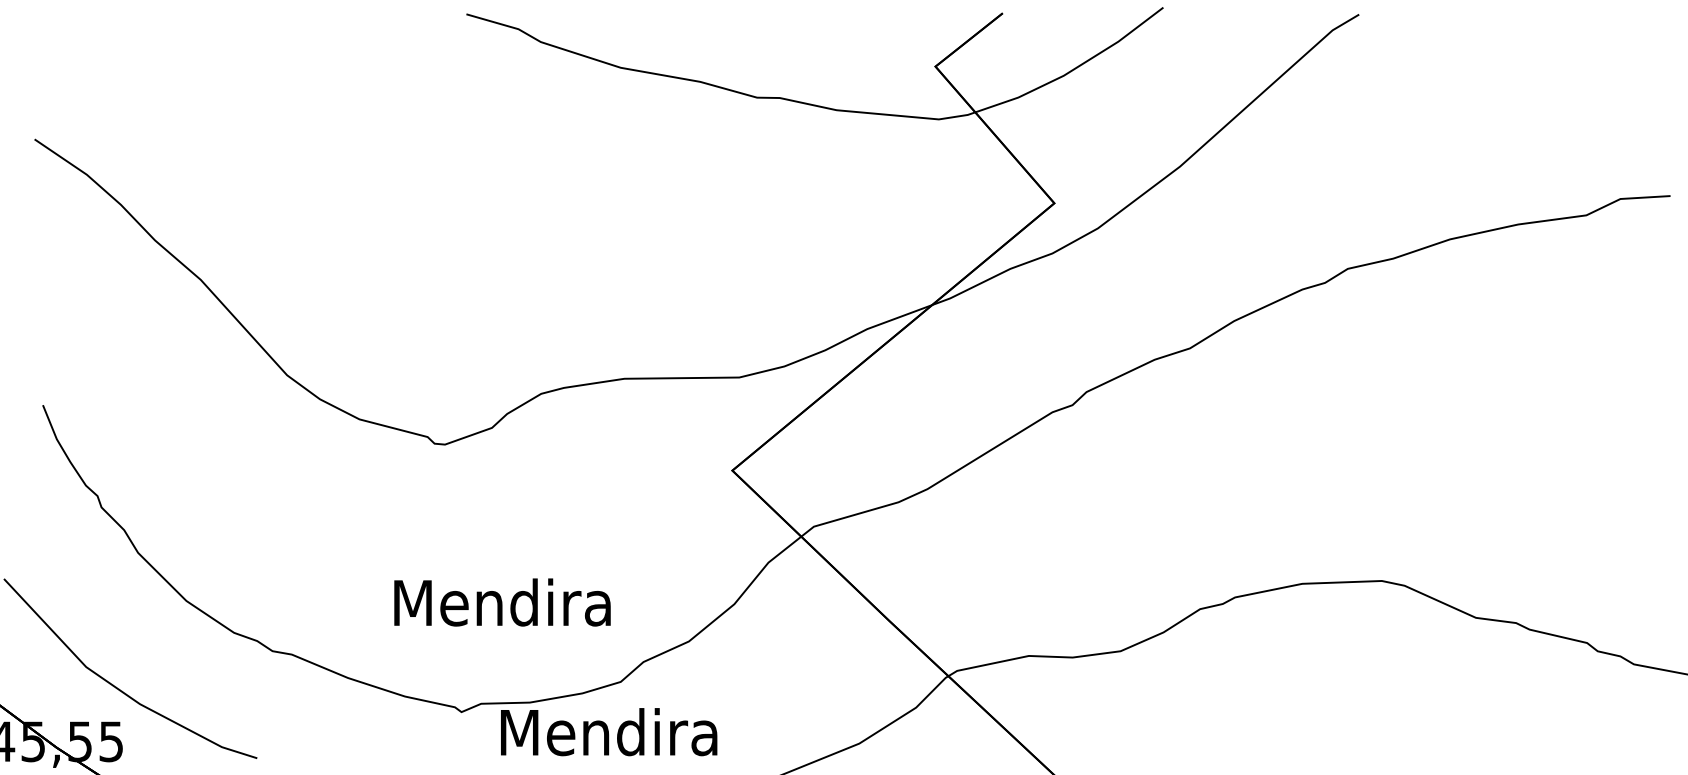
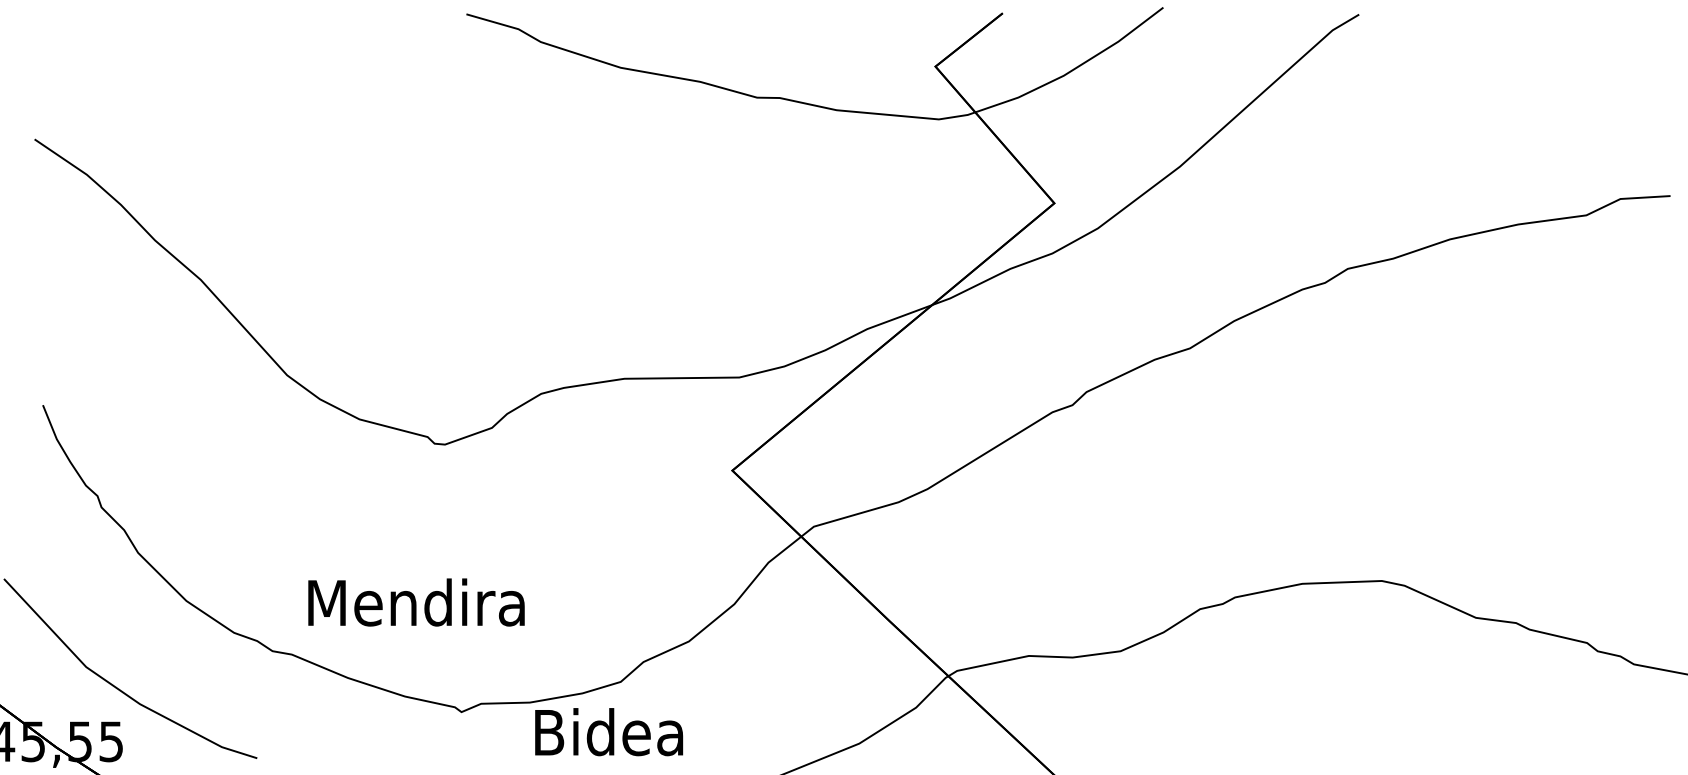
text position: (502, 602) -> (416, 602) (416, 602)
text: Mendira -> Bidea (609, 732)
